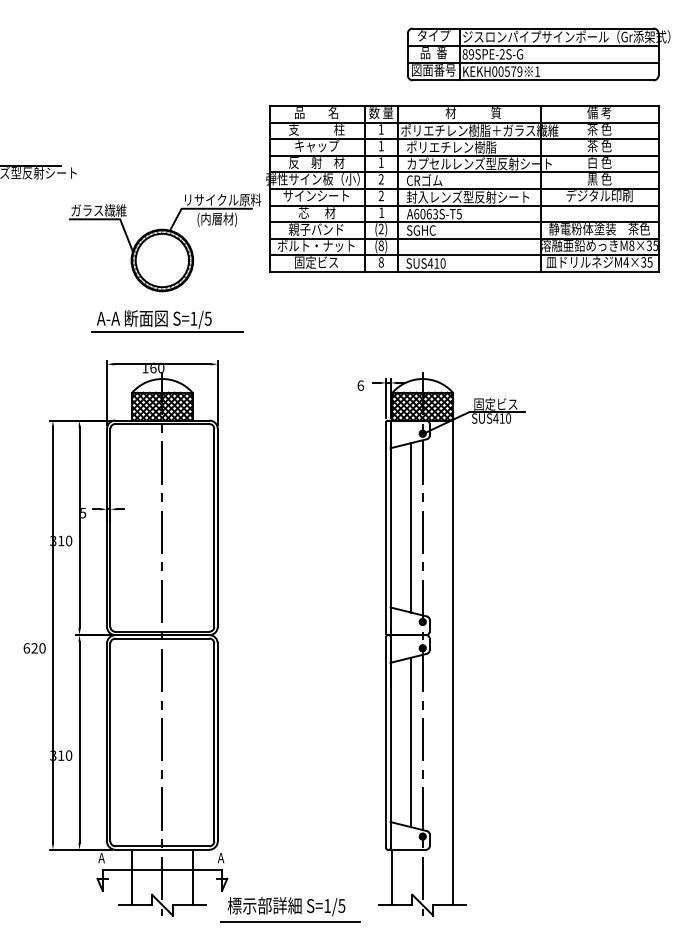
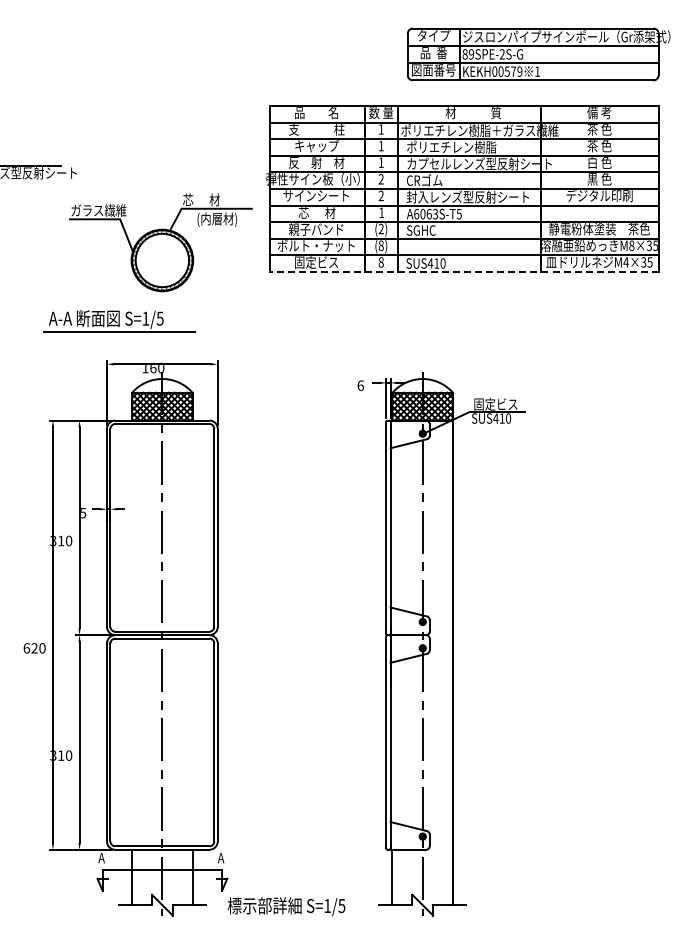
text: リサイクル原料 -> 芯      材 (222, 199)
line: solid -> dashed (463, 272)
part position: (167, 321) -> (119, 321) (119, 321)
line: present -> none (411, 527)
line: present -> none (411, 742)
line: present -> none (290, 922)
